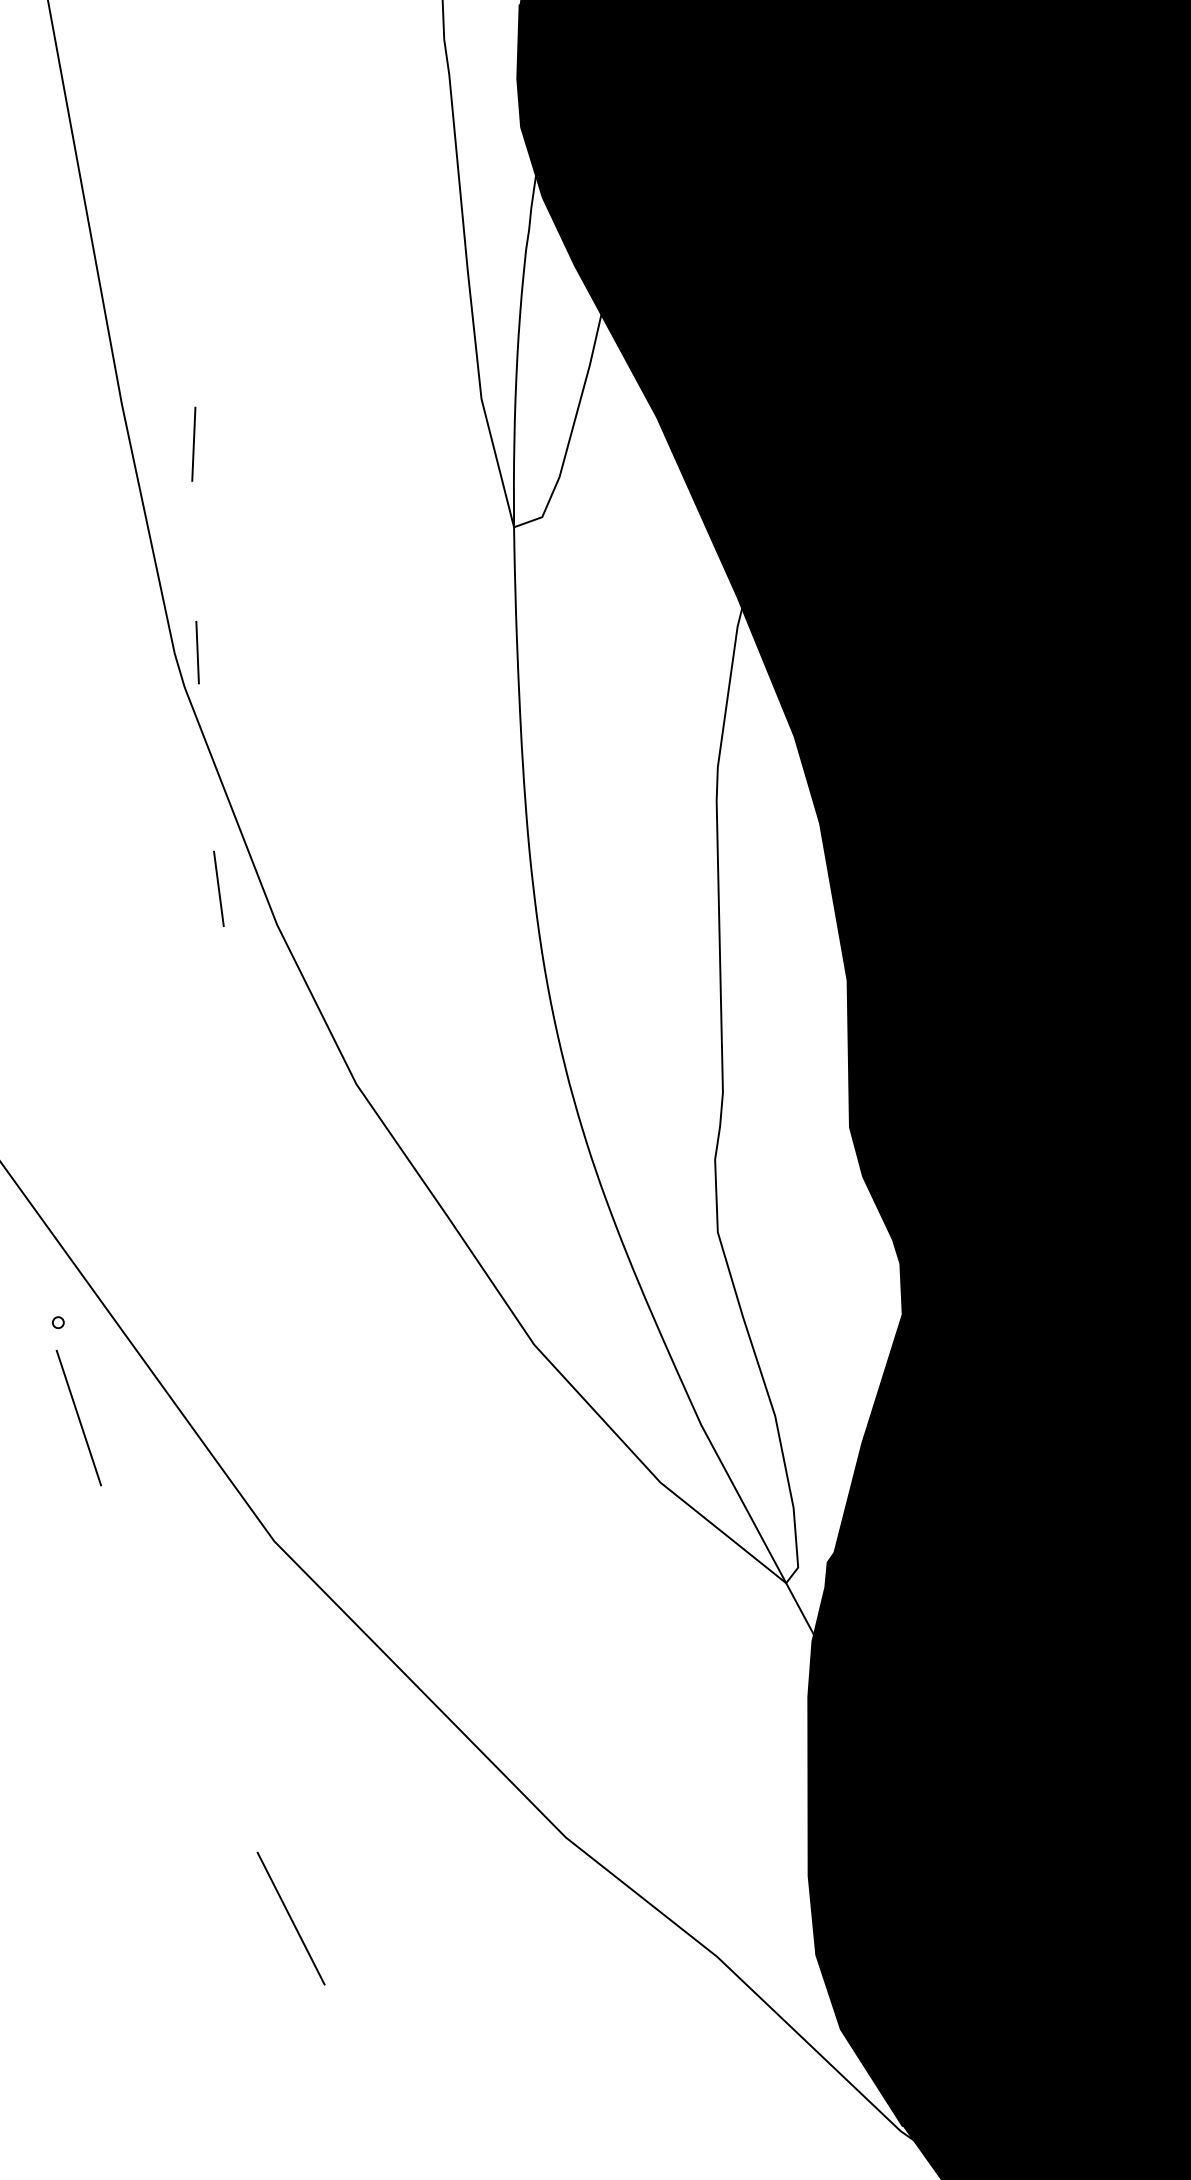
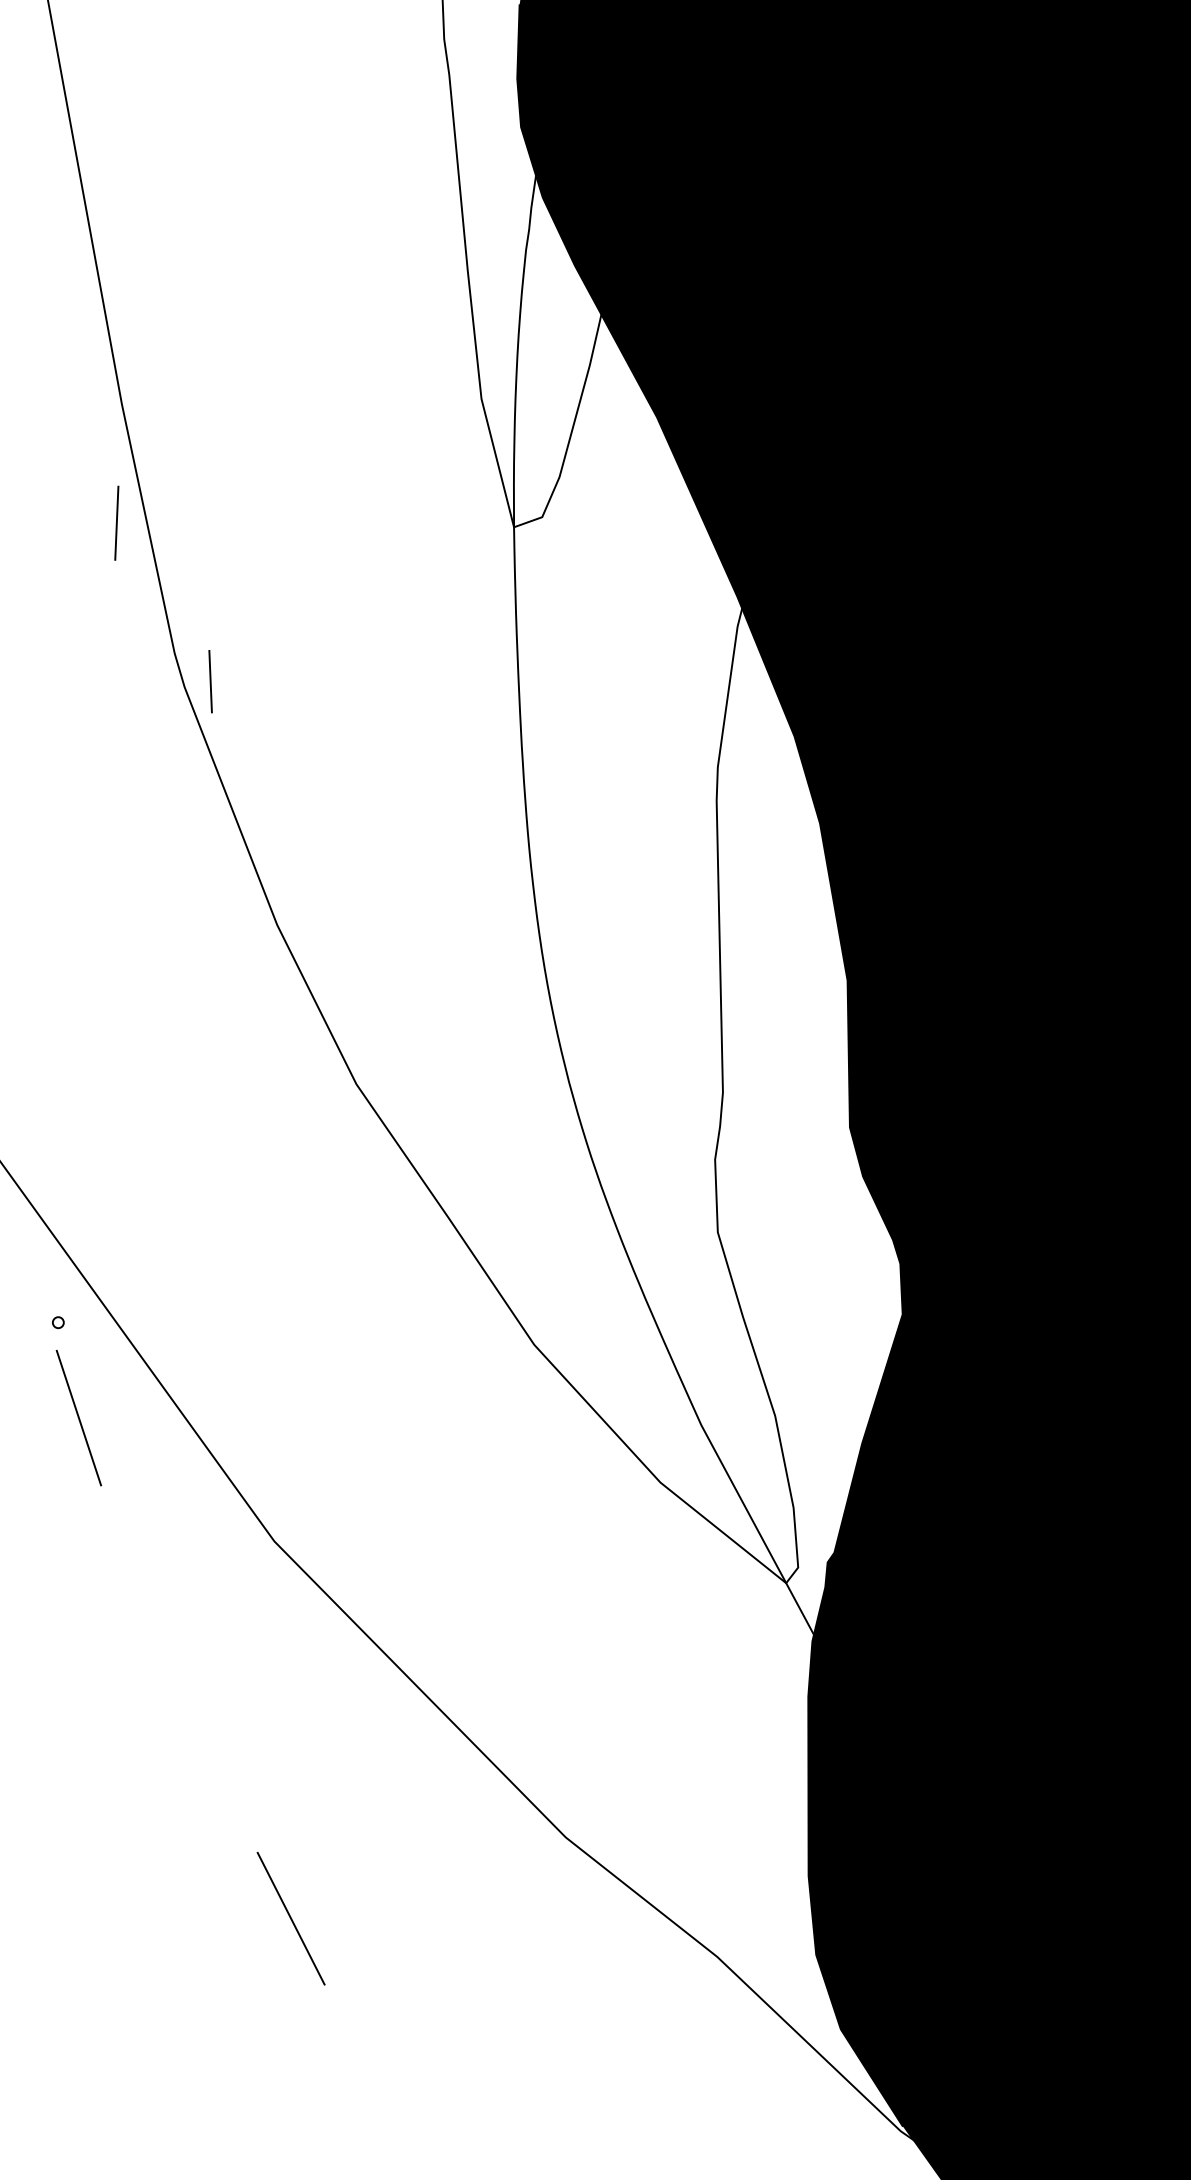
line position: (193, 443) -> (116, 522) (116, 522)
line position: (197, 652) -> (210, 681) (210, 681)
line: present -> none (218, 888)
